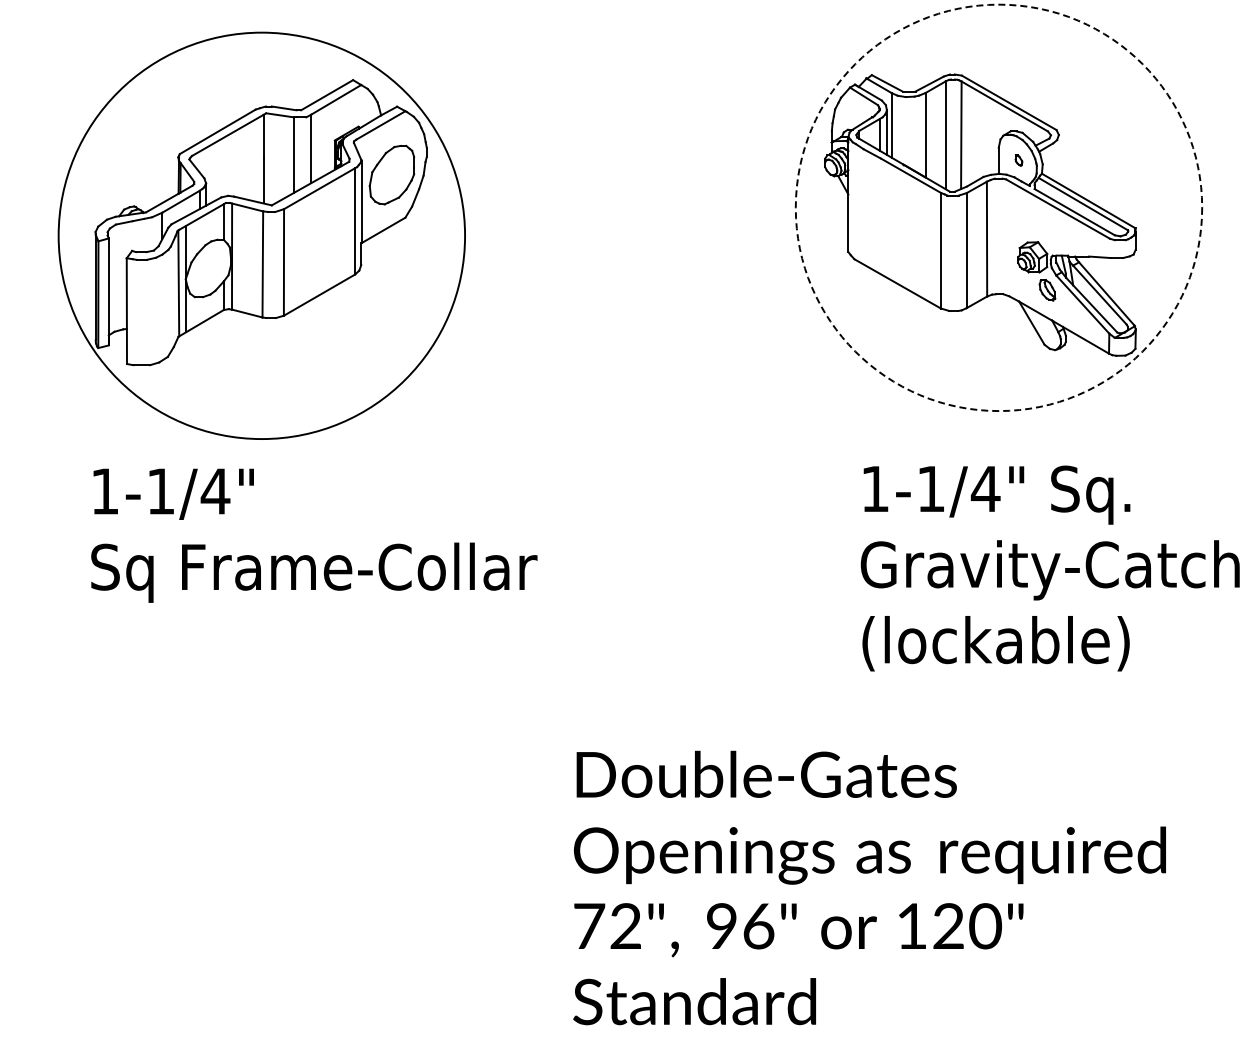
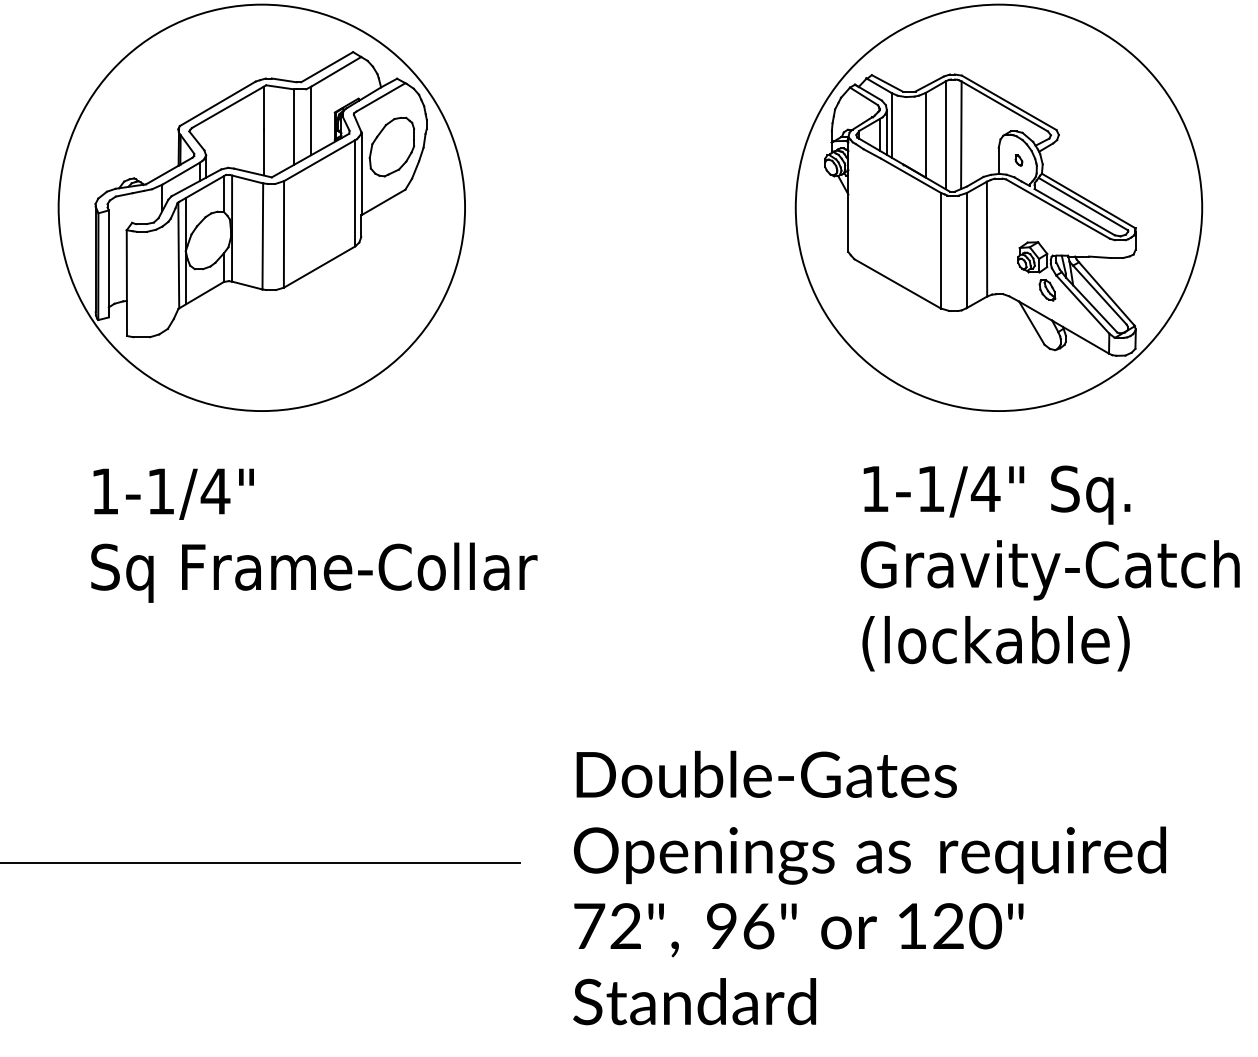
circle: dashed -> solid (998, 207)
part position: (261, 235) -> (261, 207) (261, 207)
line: none -> present (261, 863)
